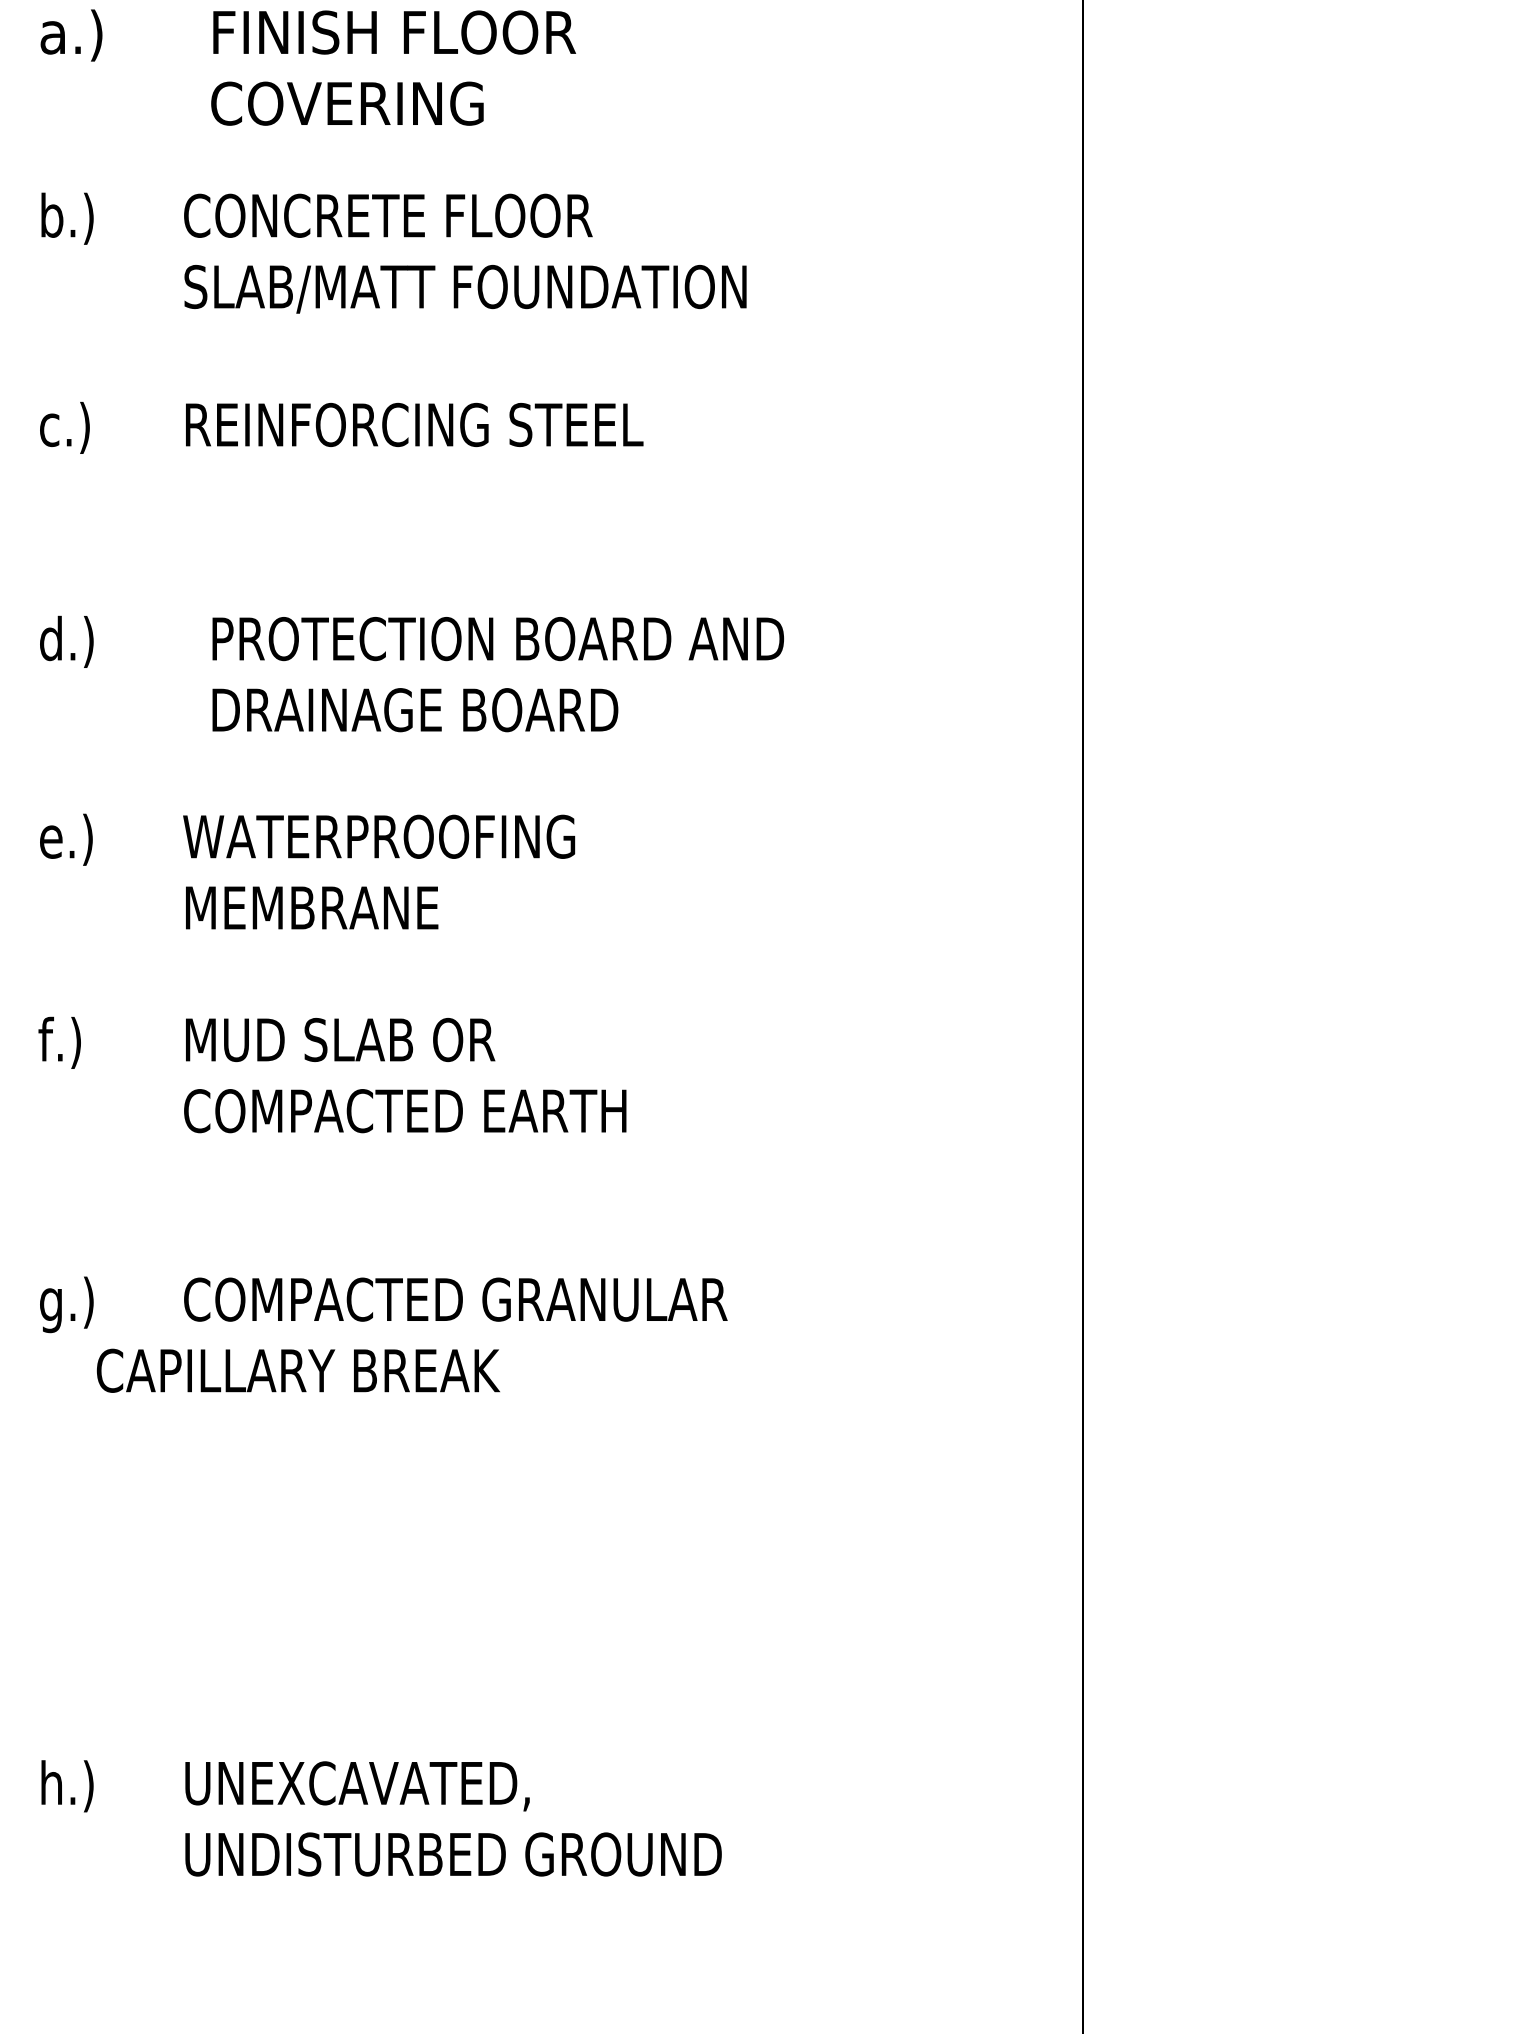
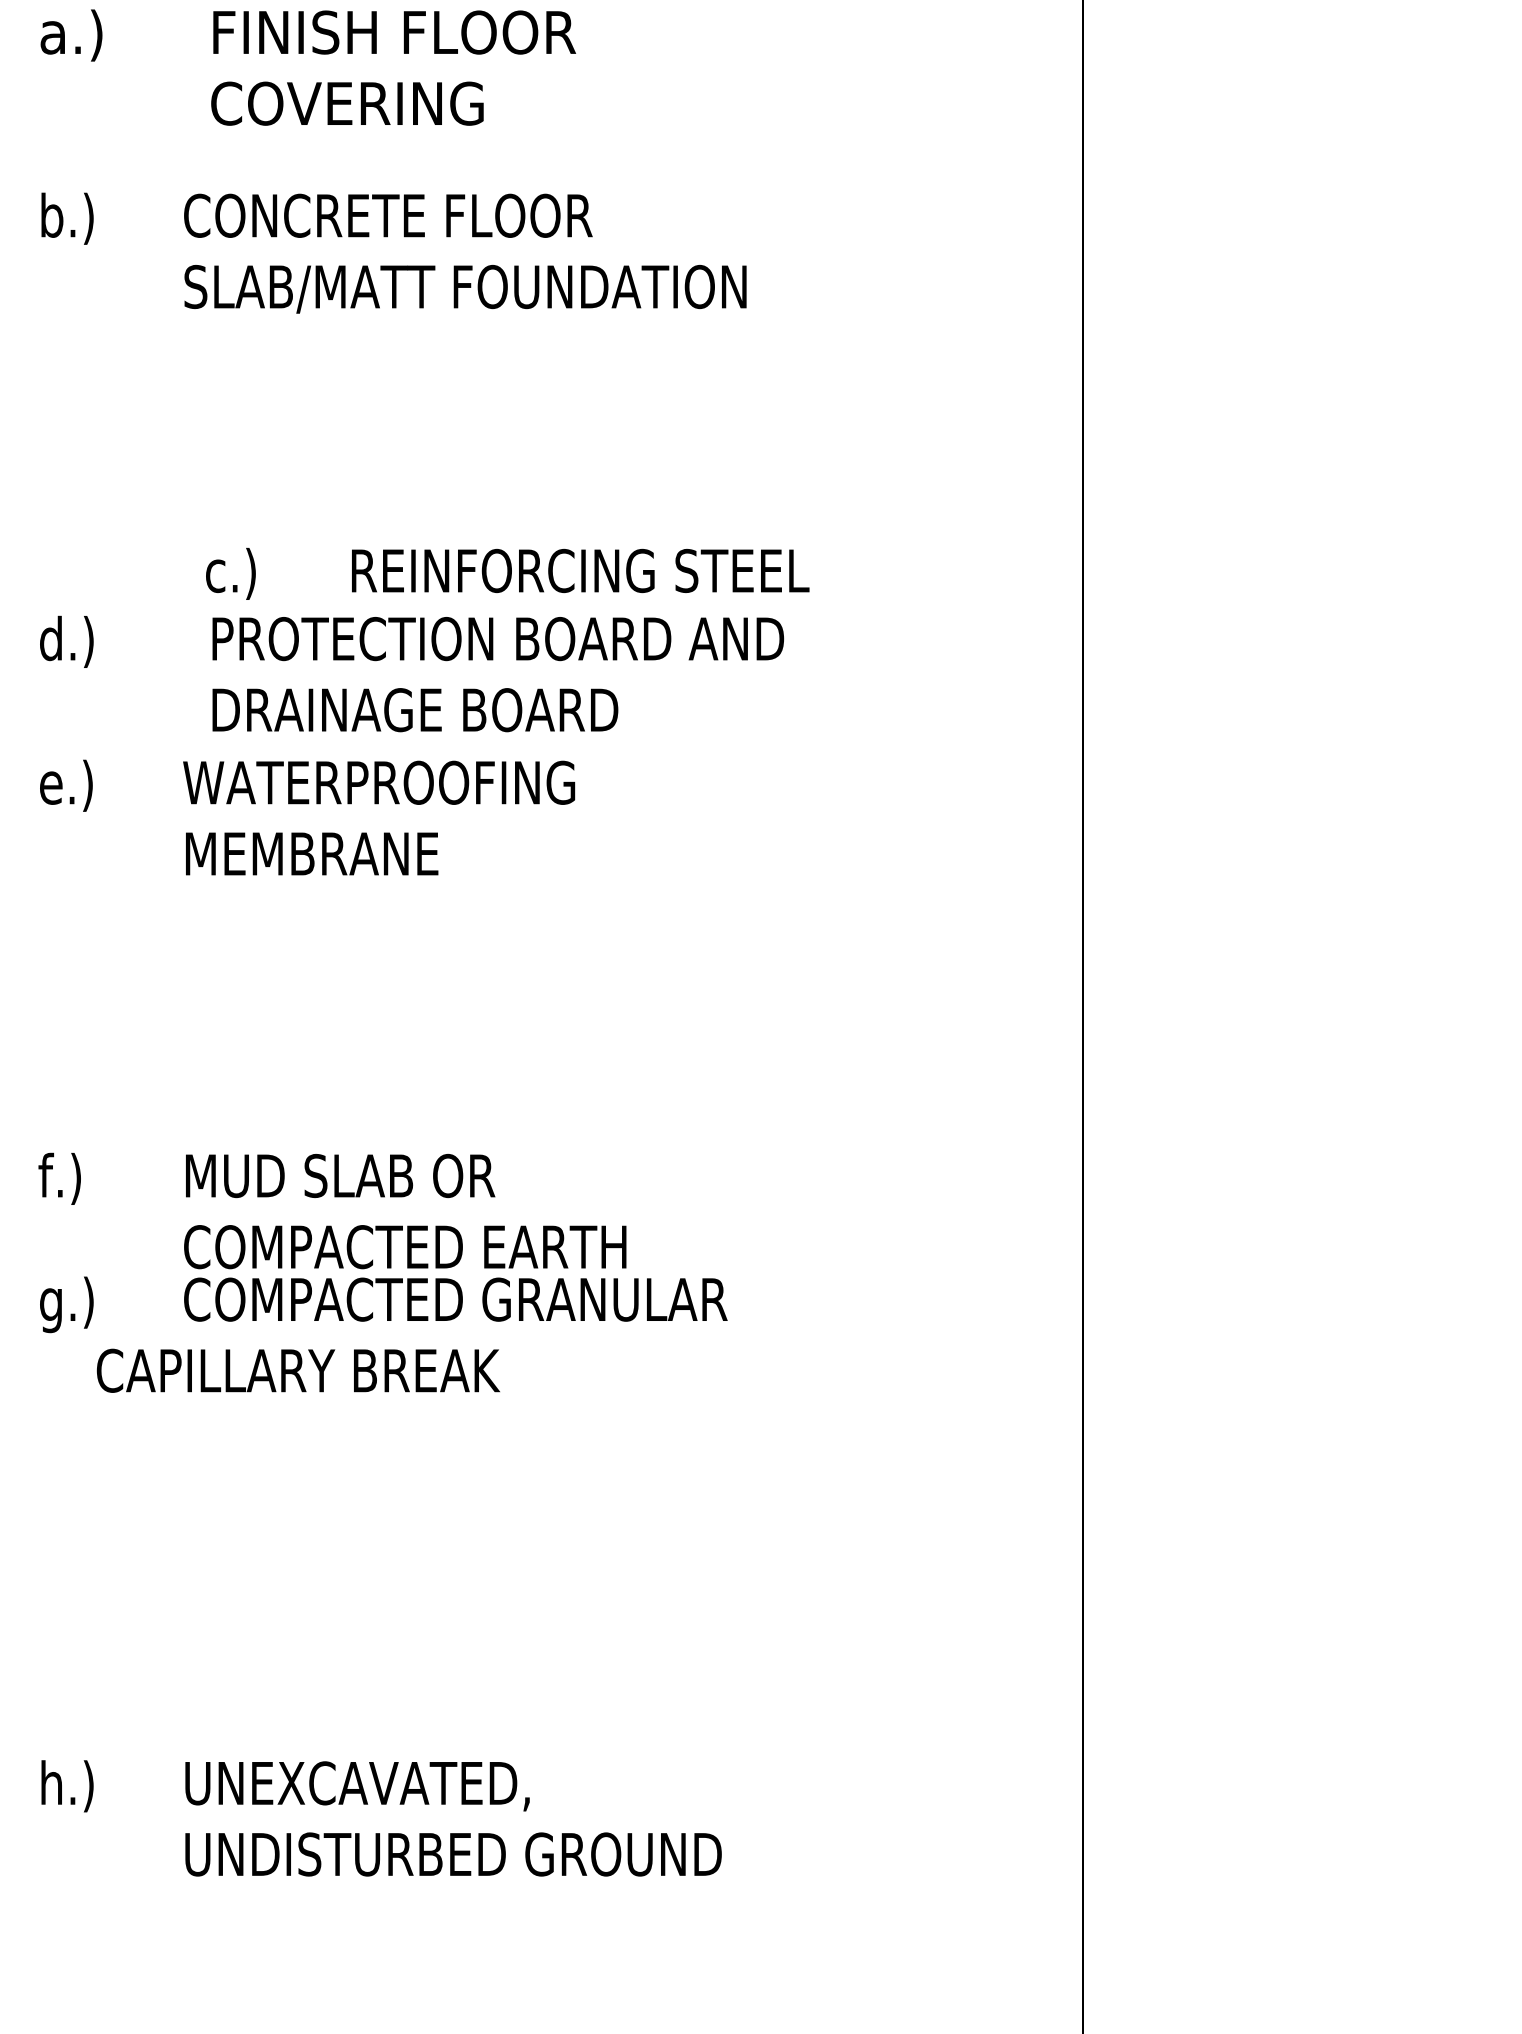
text position: (341, 427) -> (507, 573) (507, 573)
text position: (307, 871) -> (307, 817) (307, 817)
text position: (332, 1074) -> (332, 1210) (332, 1210)
